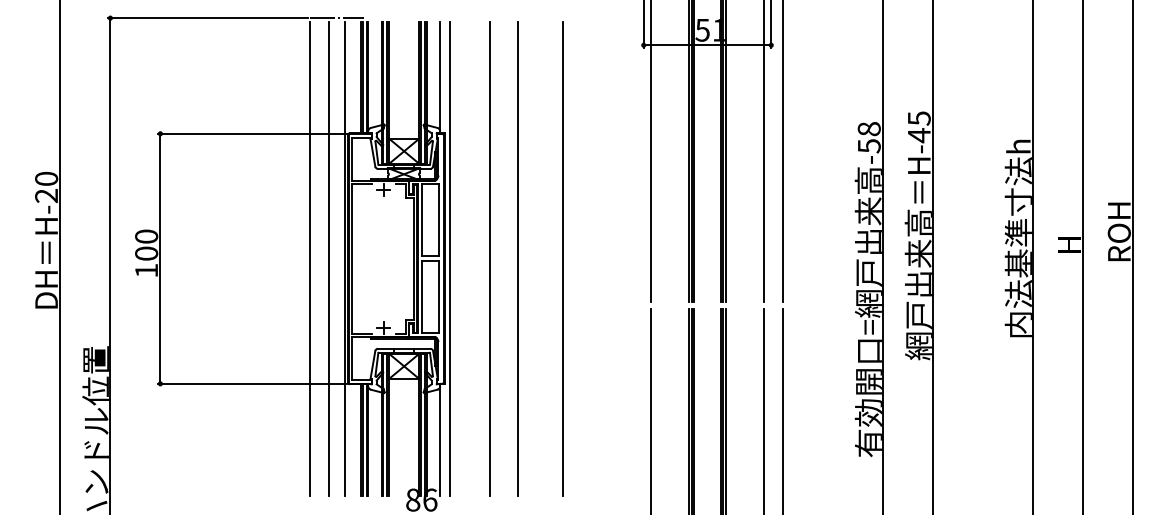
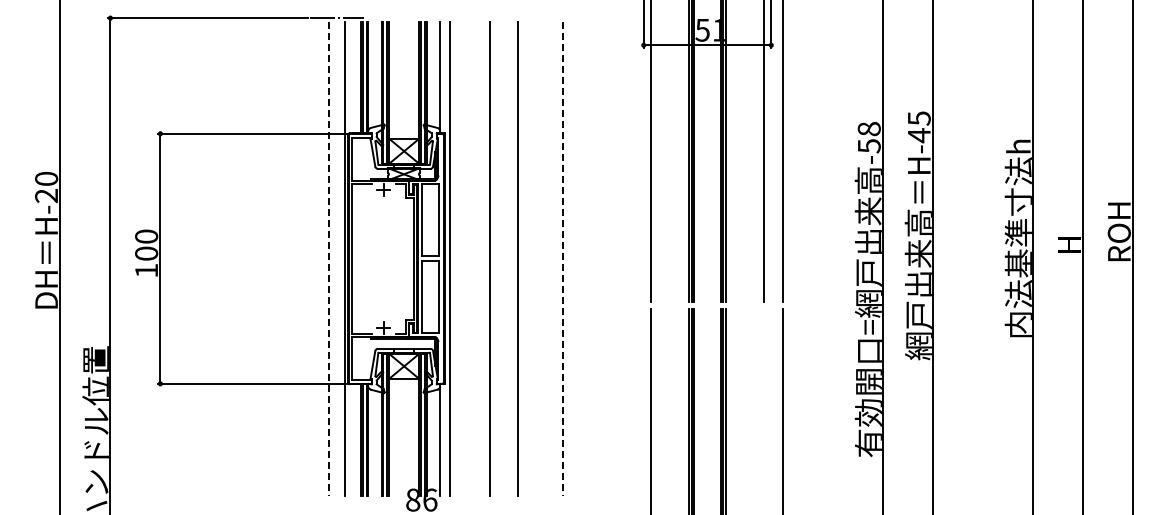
line: present -> none (310, 258)
line: solid -> dashed (329, 258)
line: solid -> dashed (562, 258)
line: present -> none (763, 410)
